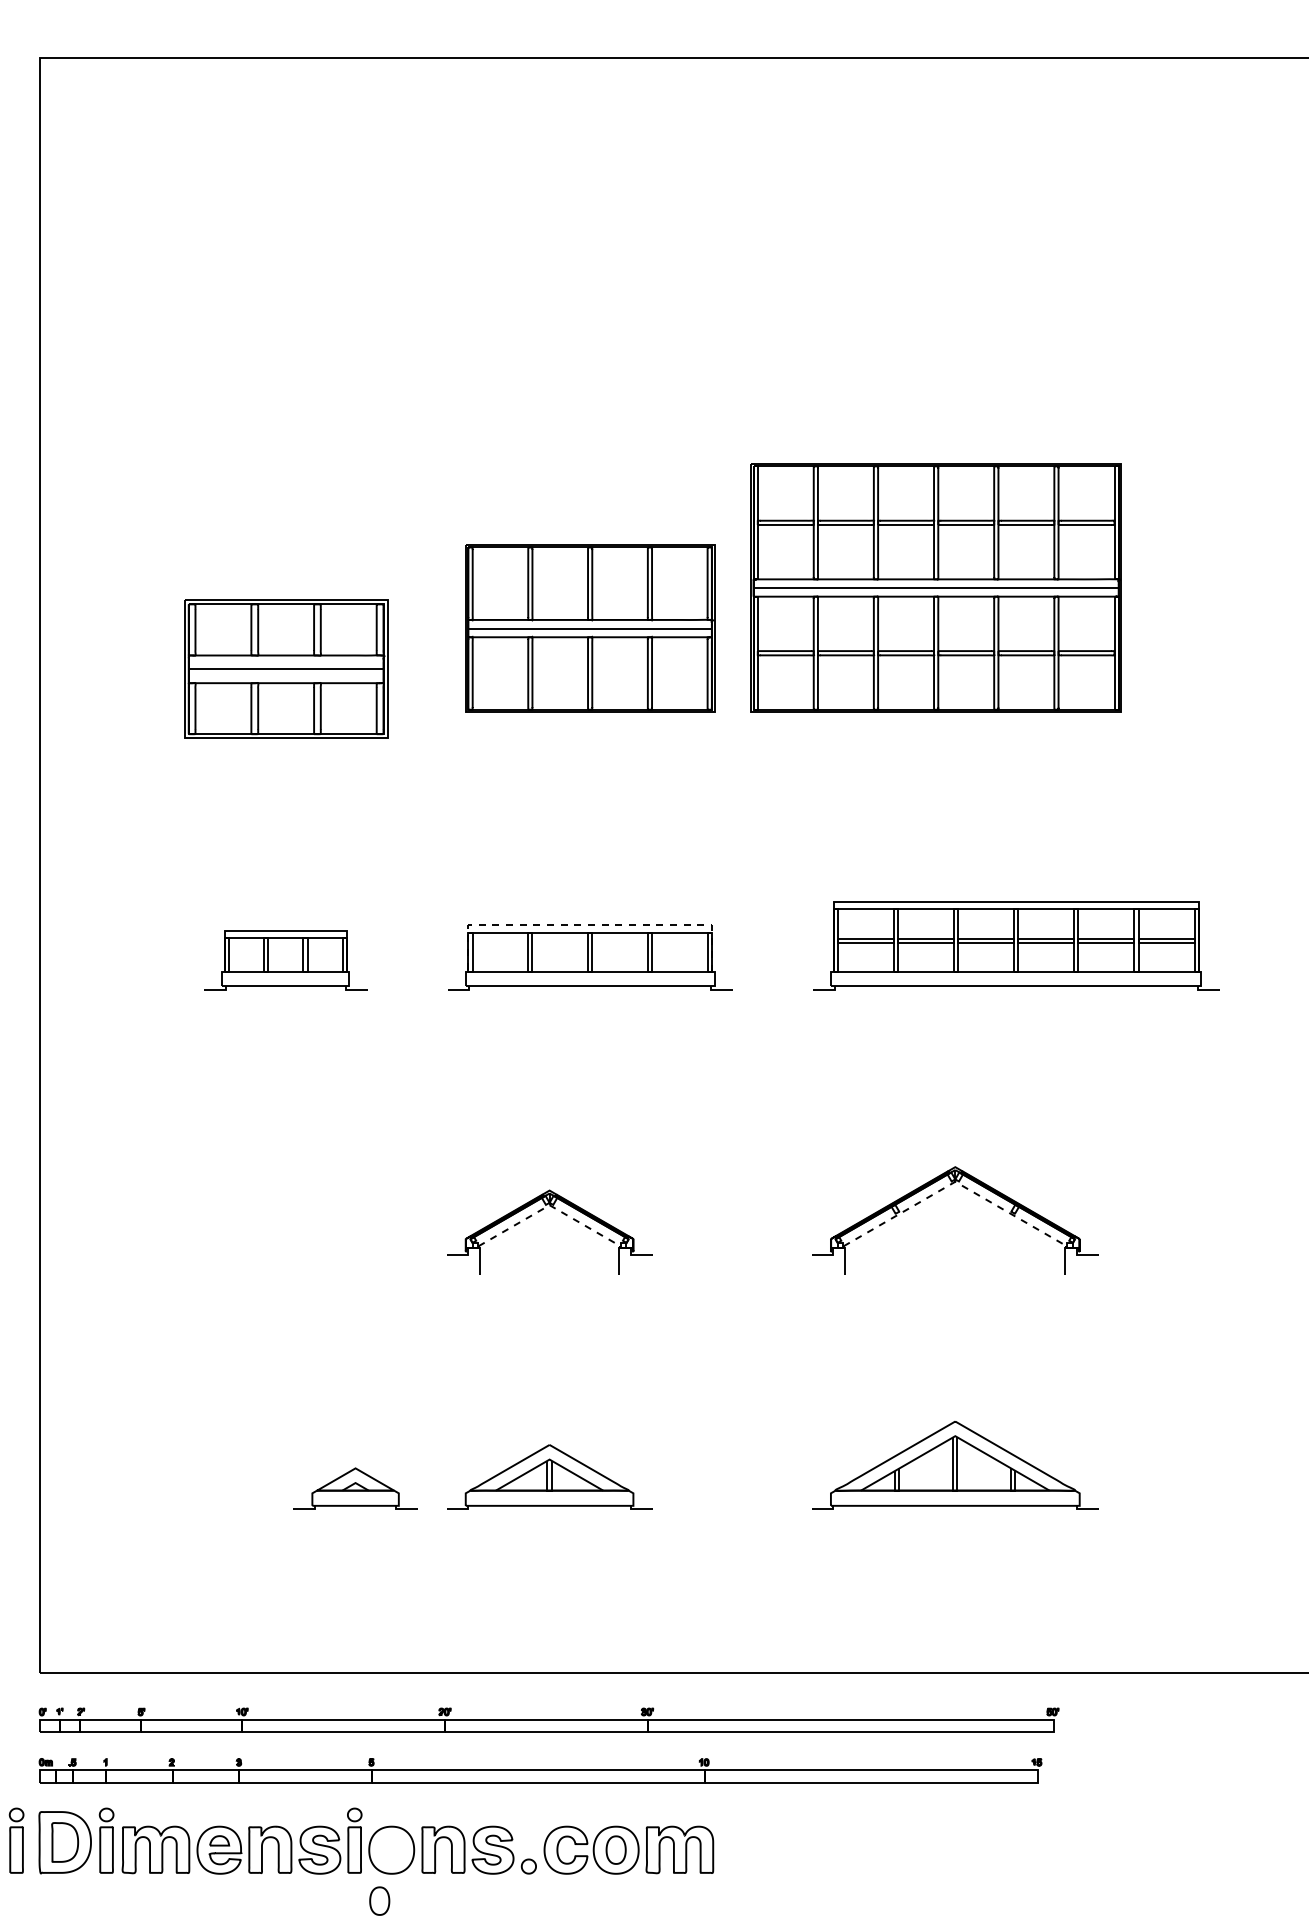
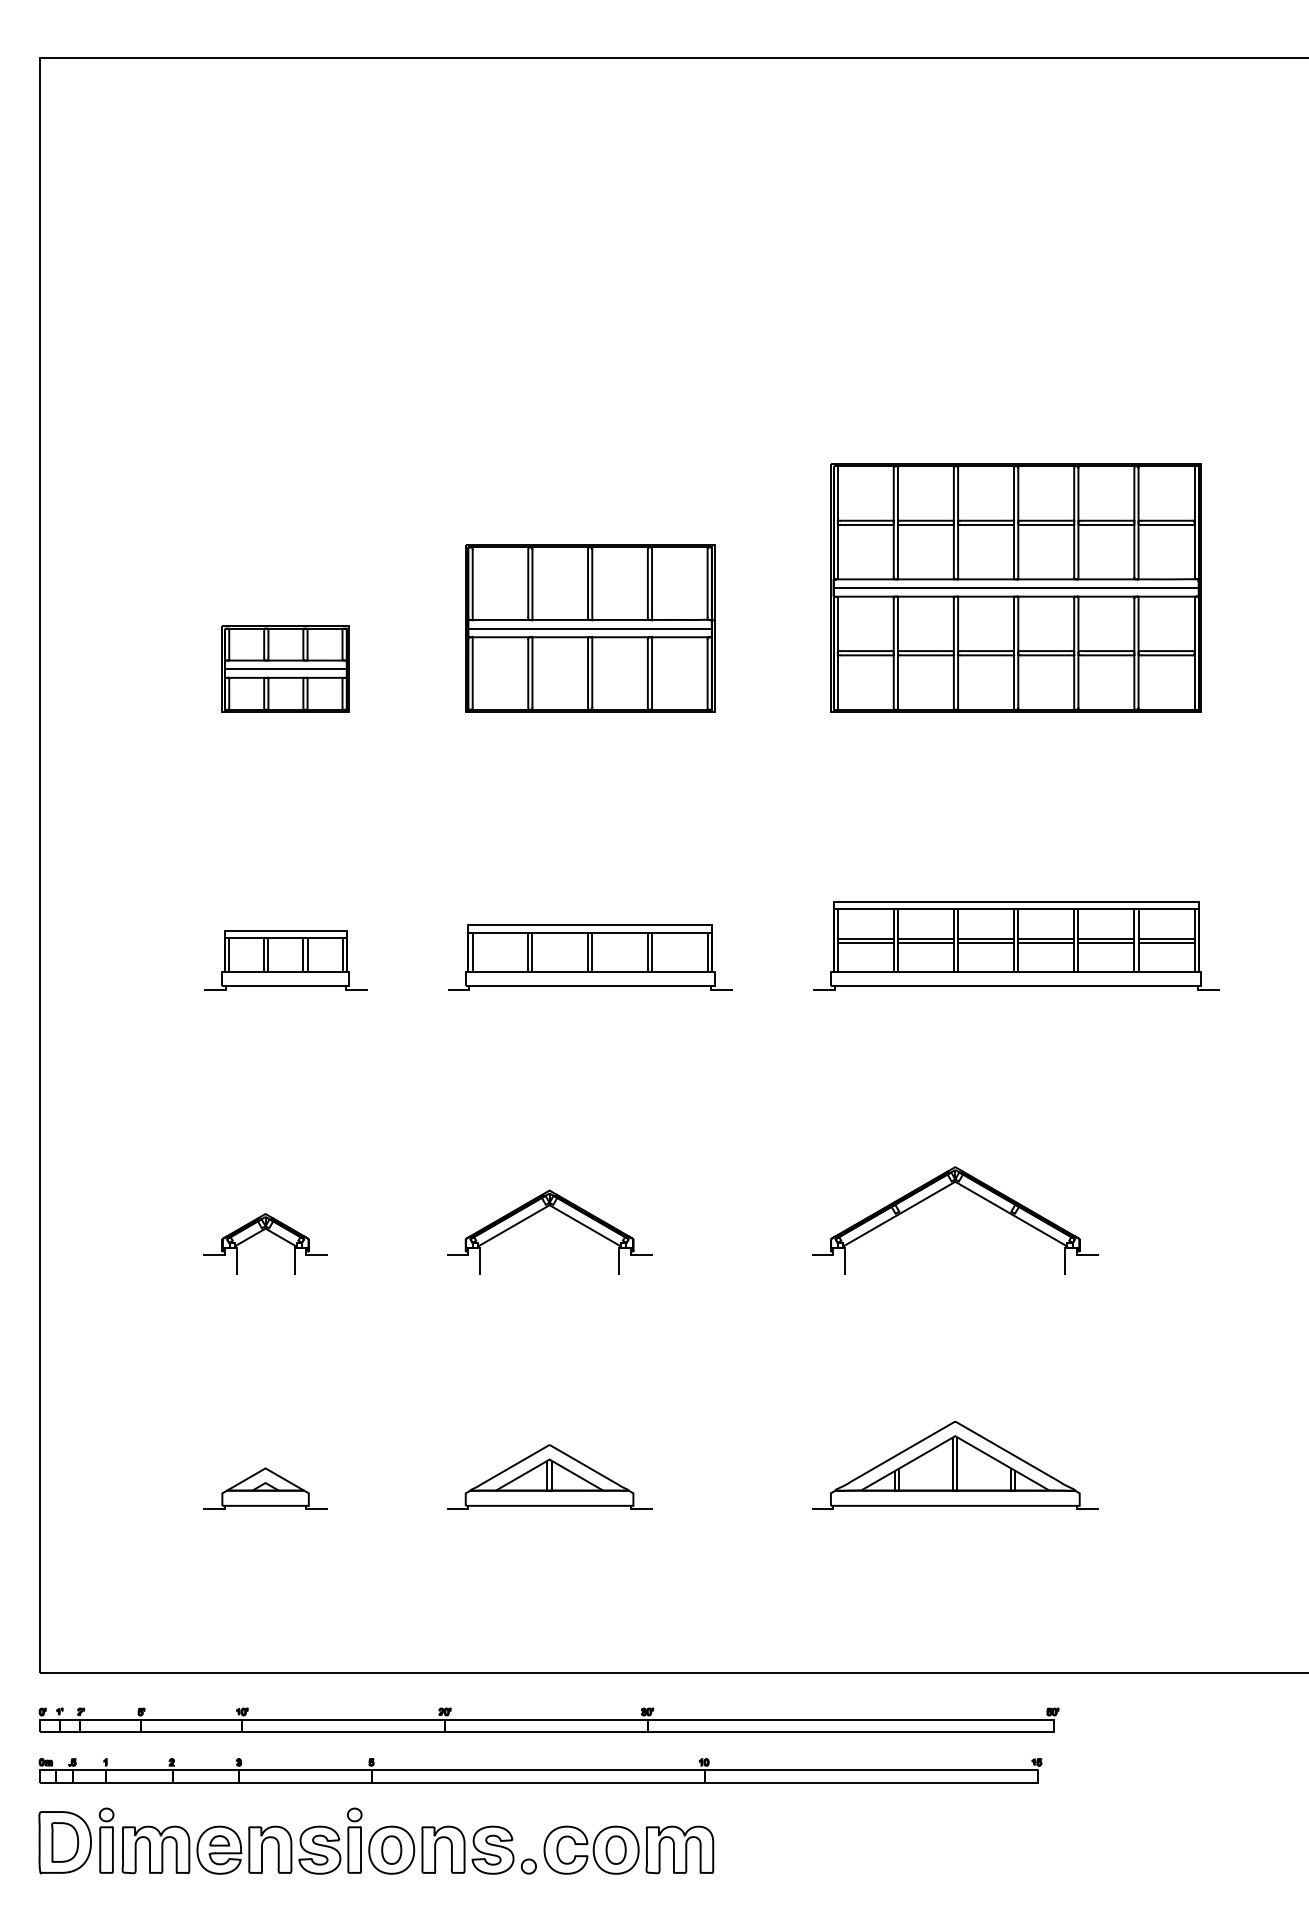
part position: (935, 587) -> (1015, 587) (1015, 587)
part size: 205x140 px -> 129x88 px (285, 668)
line: dashed -> solid (590, 925)
line: dashed -> solid (955, 1181)
line: dashed -> solid (549, 1205)
part: none -> present (259, 1233)
part position: (355, 1488) -> (265, 1488) (265, 1488)
part: present -> none (16, 1840)
part position: (379, 1900) -> (391, 1849) (391, 1849)
